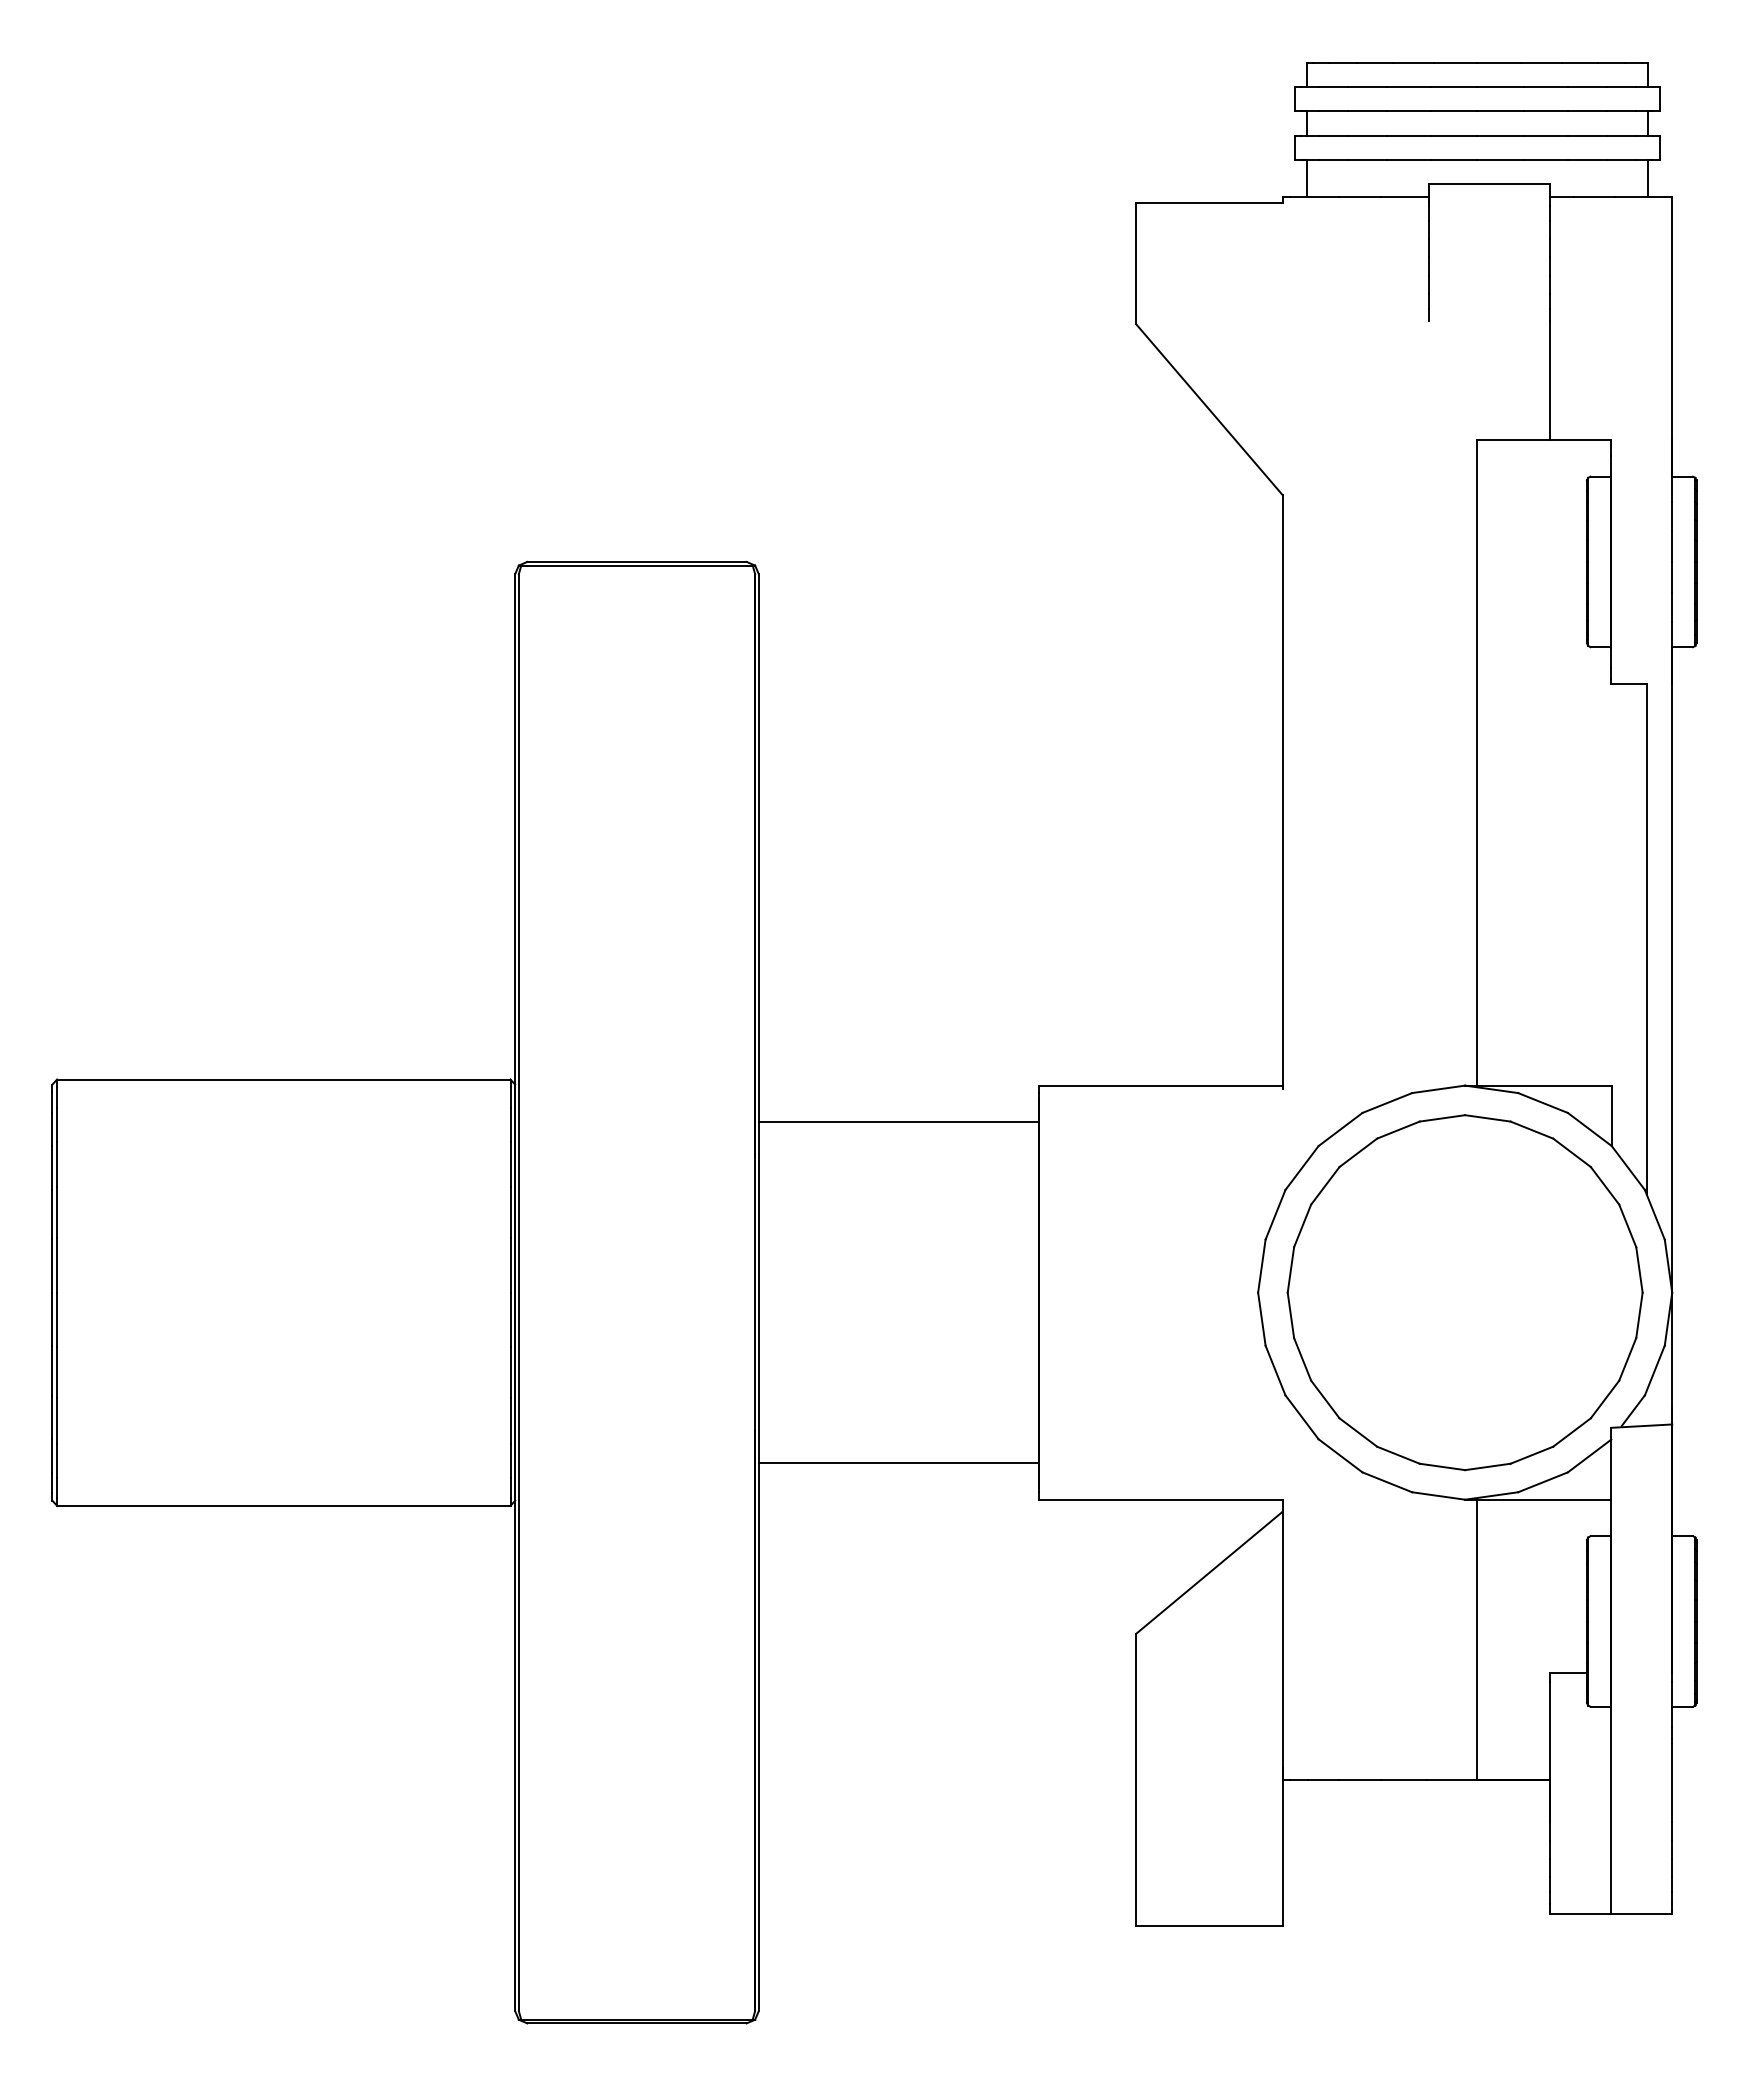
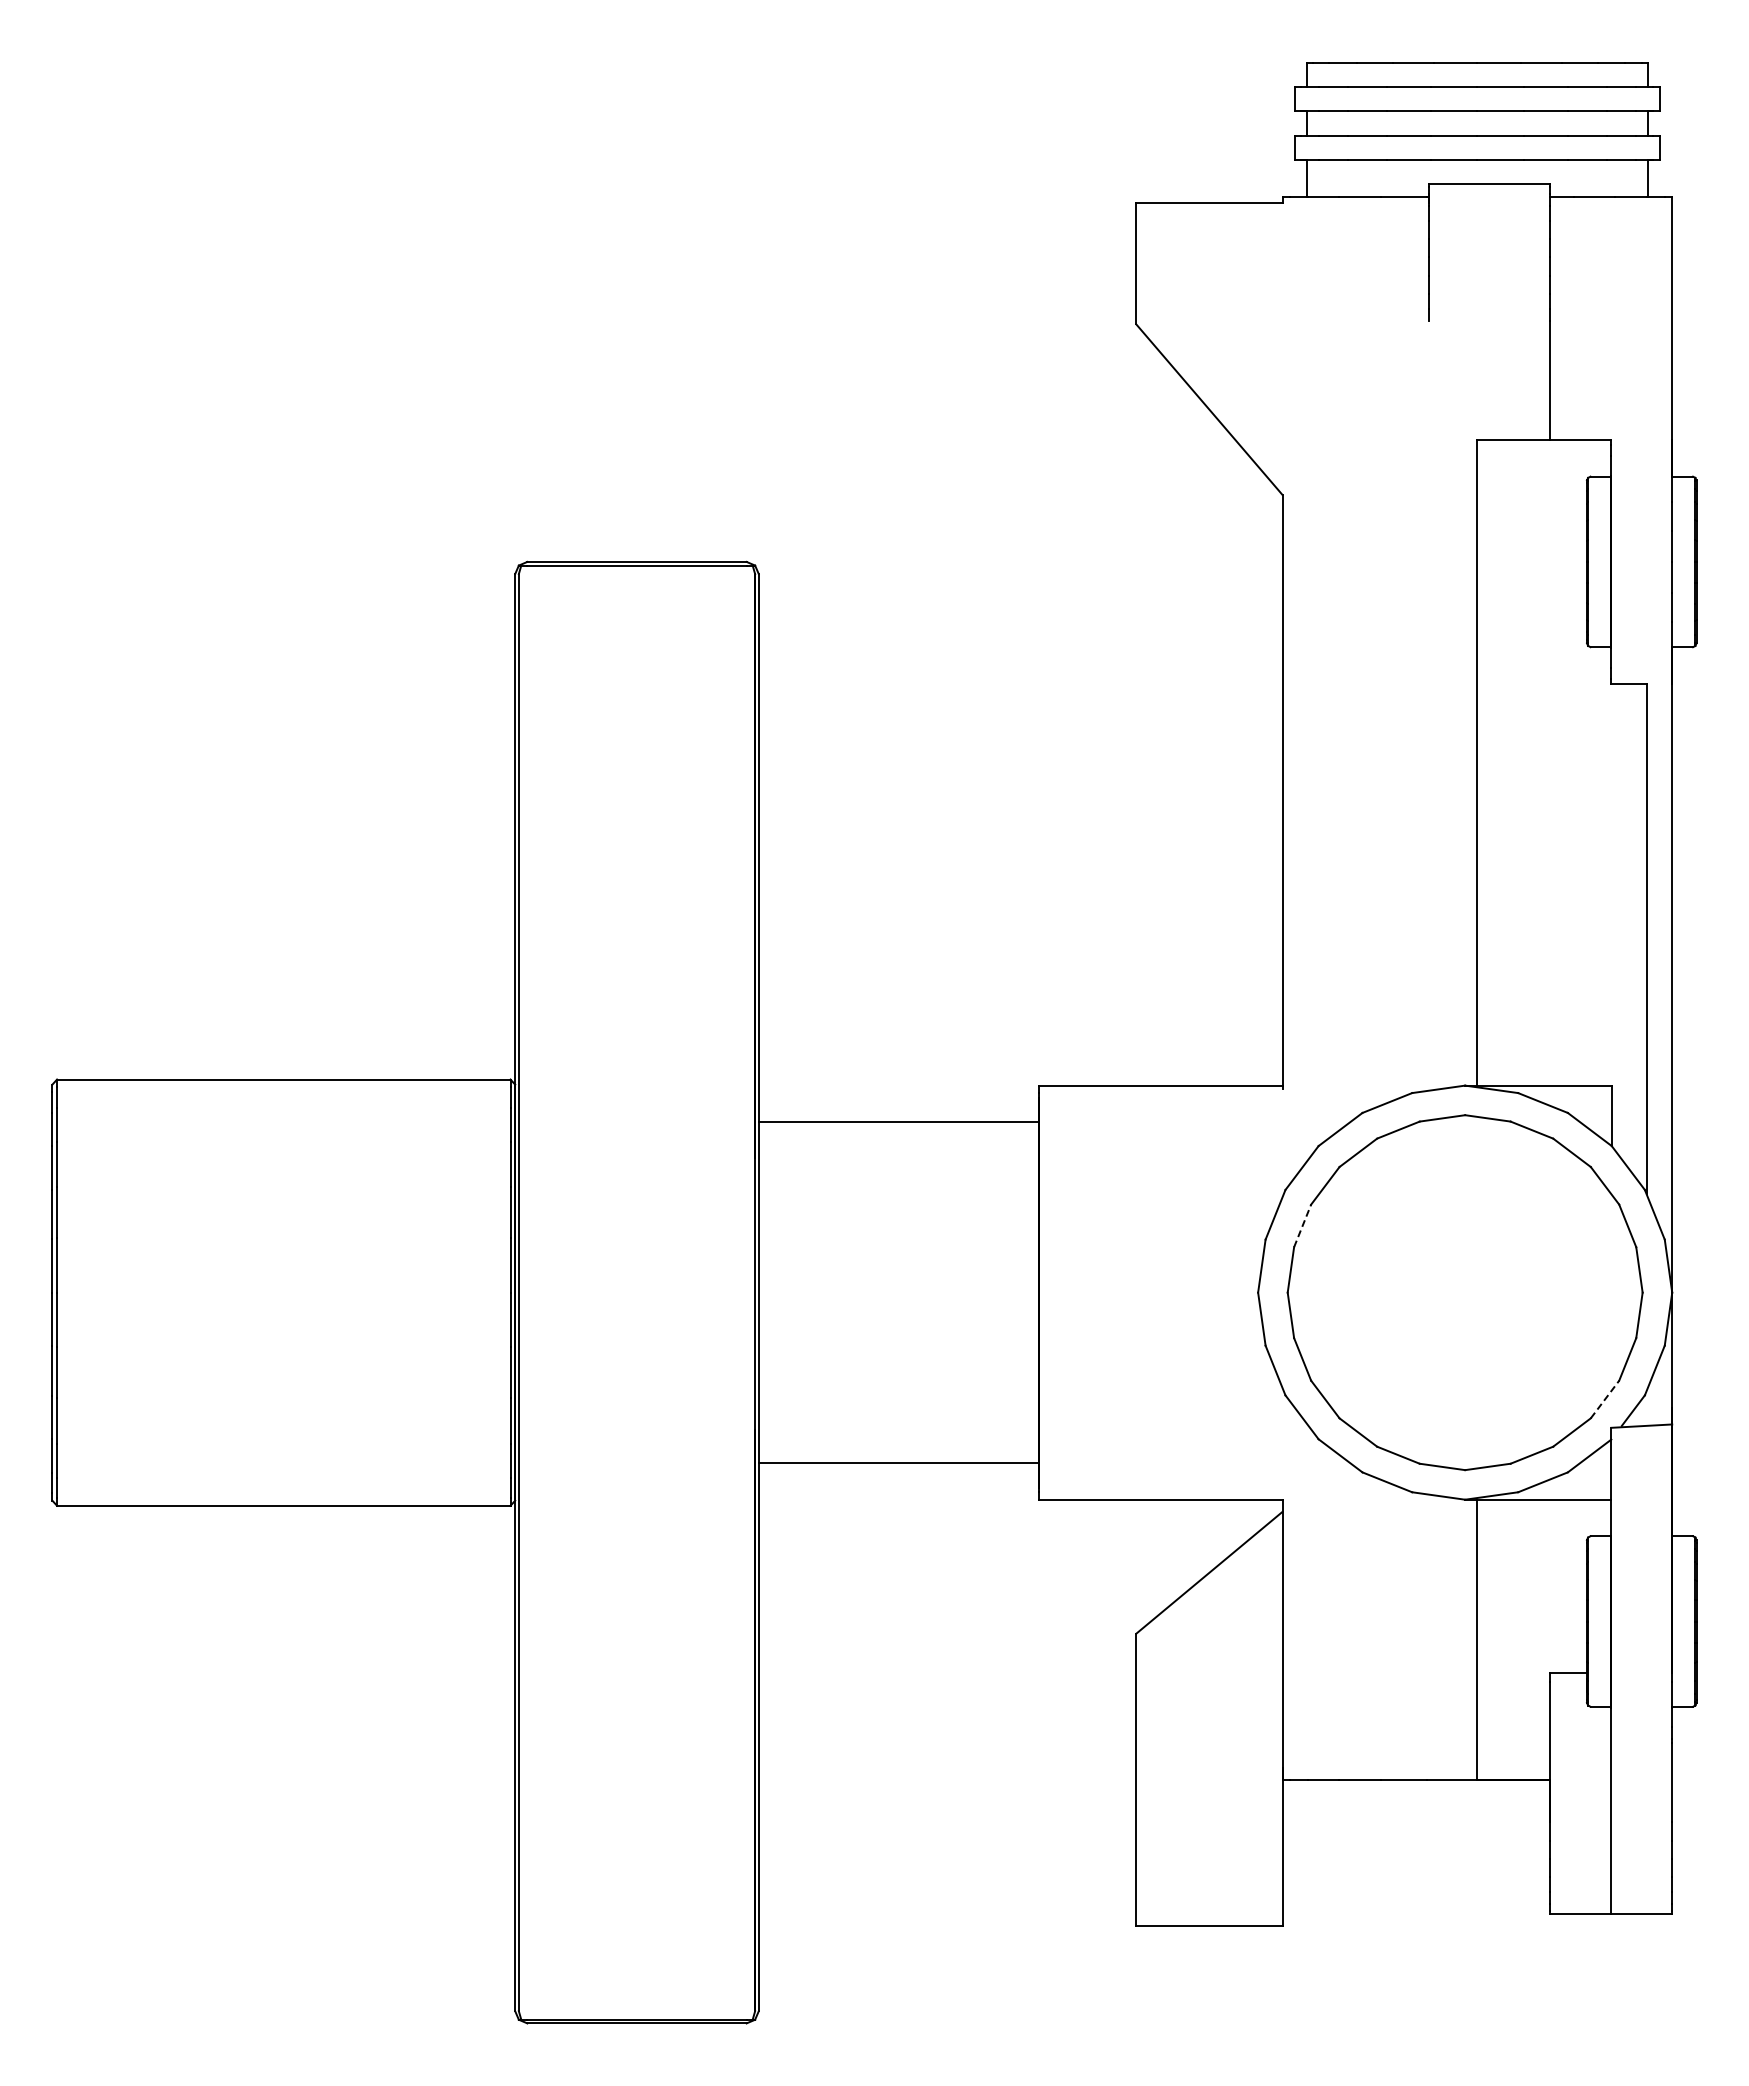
line: solid -> dashed (1302, 1225)
line: solid -> dashed (1605, 1399)
